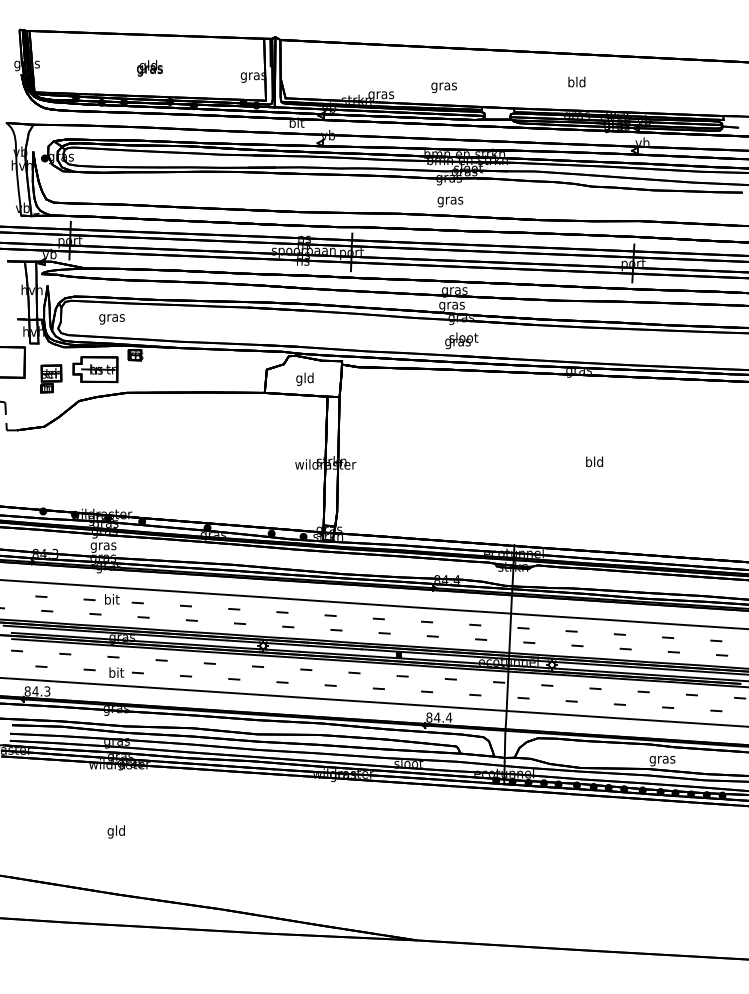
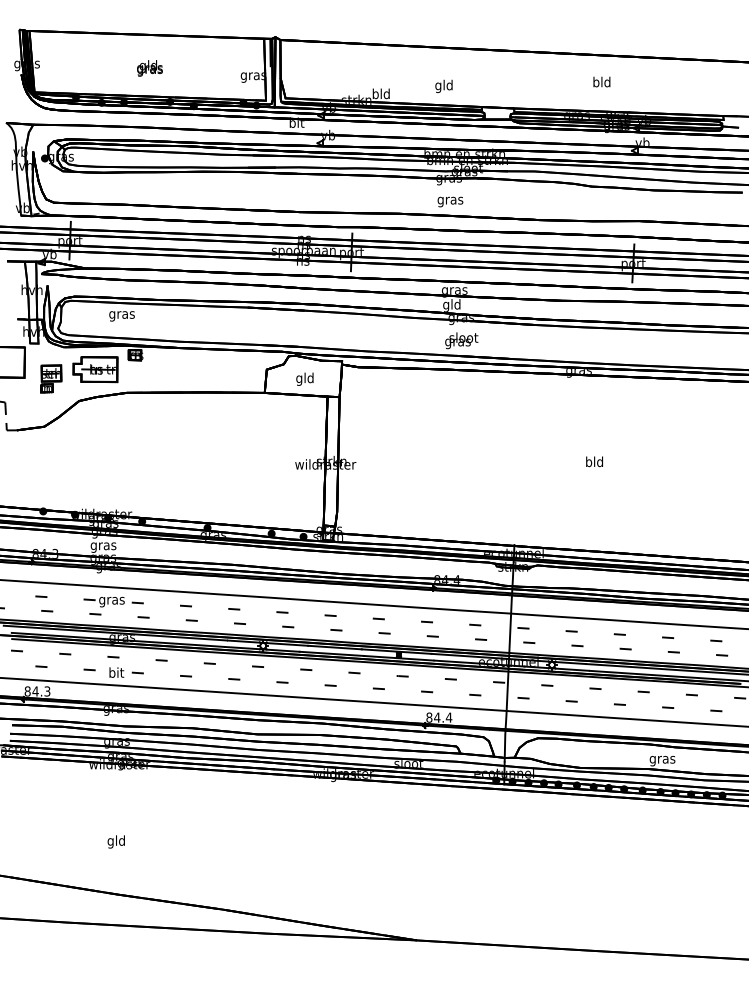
text position: (576, 81) -> (601, 81) (601, 81)
text: gras -> gld (443, 86)
text: gras -> bld (381, 94)
text: gras -> gld (451, 305)
text position: (111, 319) -> (121, 316) (121, 316)
text: bit -> gras (111, 600)
text position: (115, 831) -> (115, 841) (115, 841)
